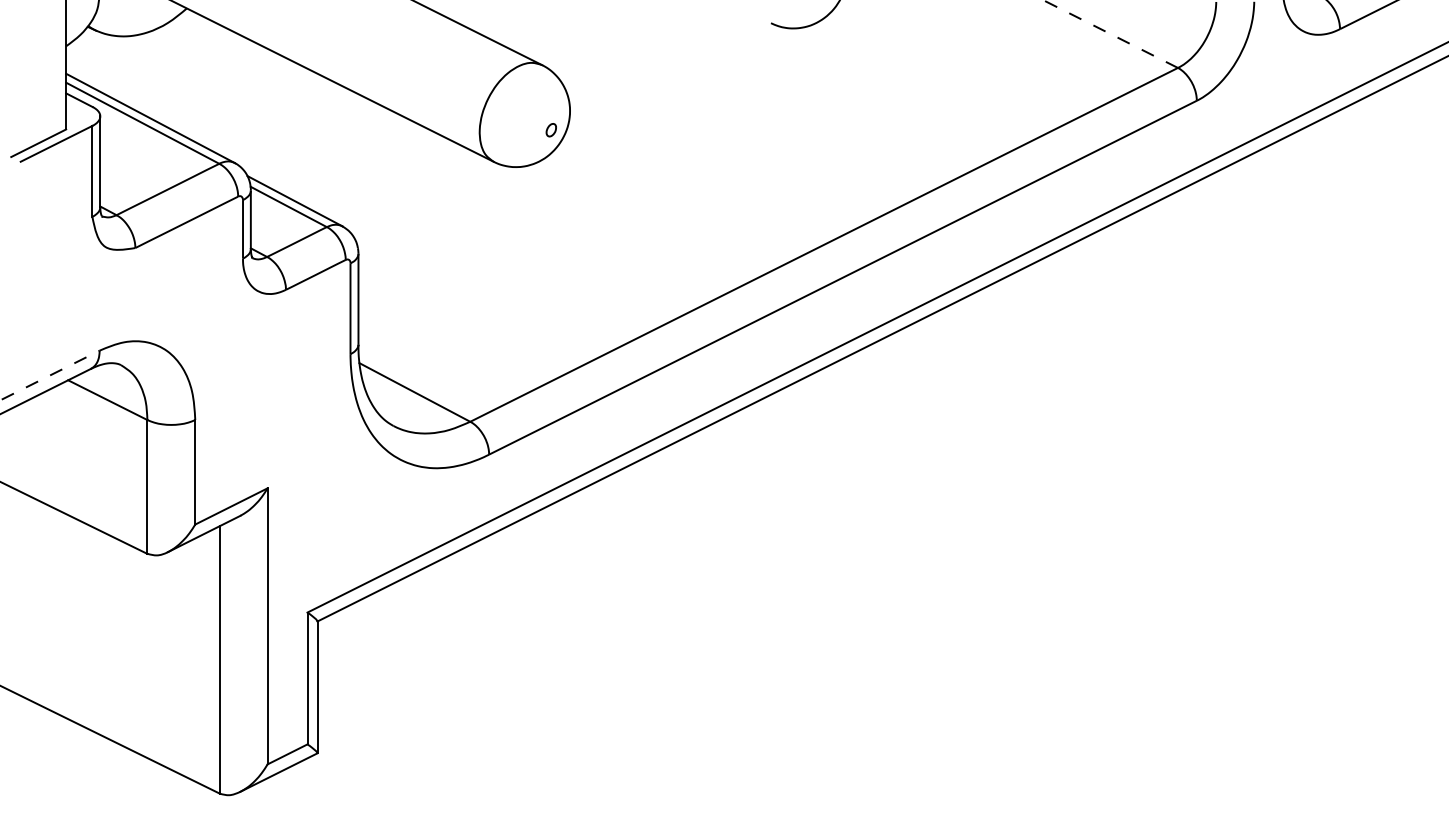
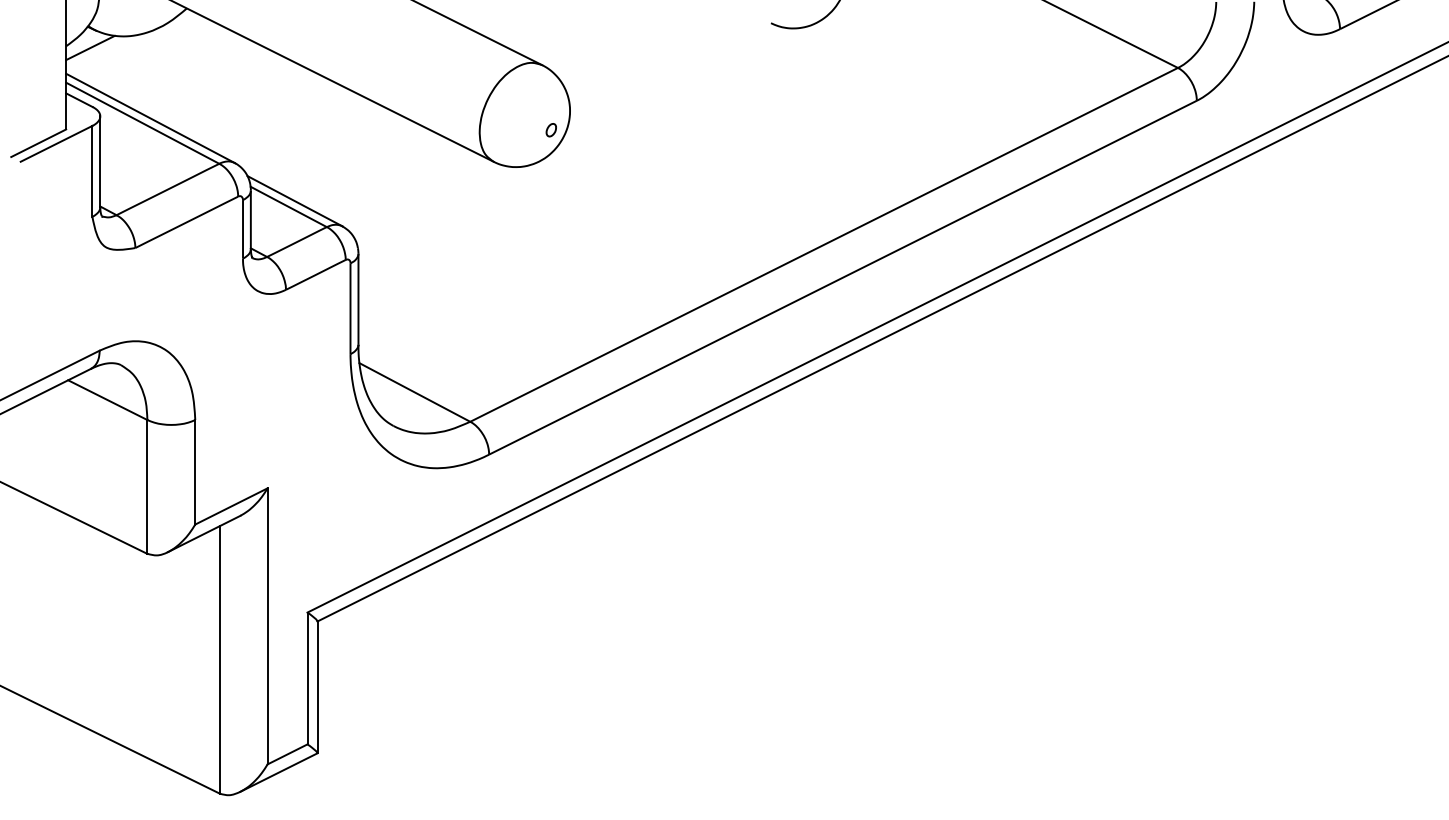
line: dashed -> solid (1110, 33)
line: none -> present (90, 47)
line: dashed -> solid (50, 375)
